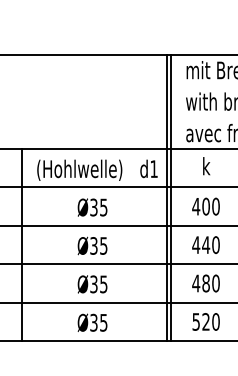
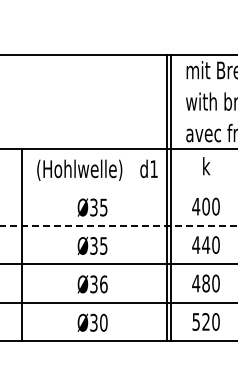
line: present -> none (118, 187)
line: solid -> dashed (118, 225)
text: Ø35 -> Ø36 (103, 284)
text: Ø35 -> Ø30 (103, 322)
